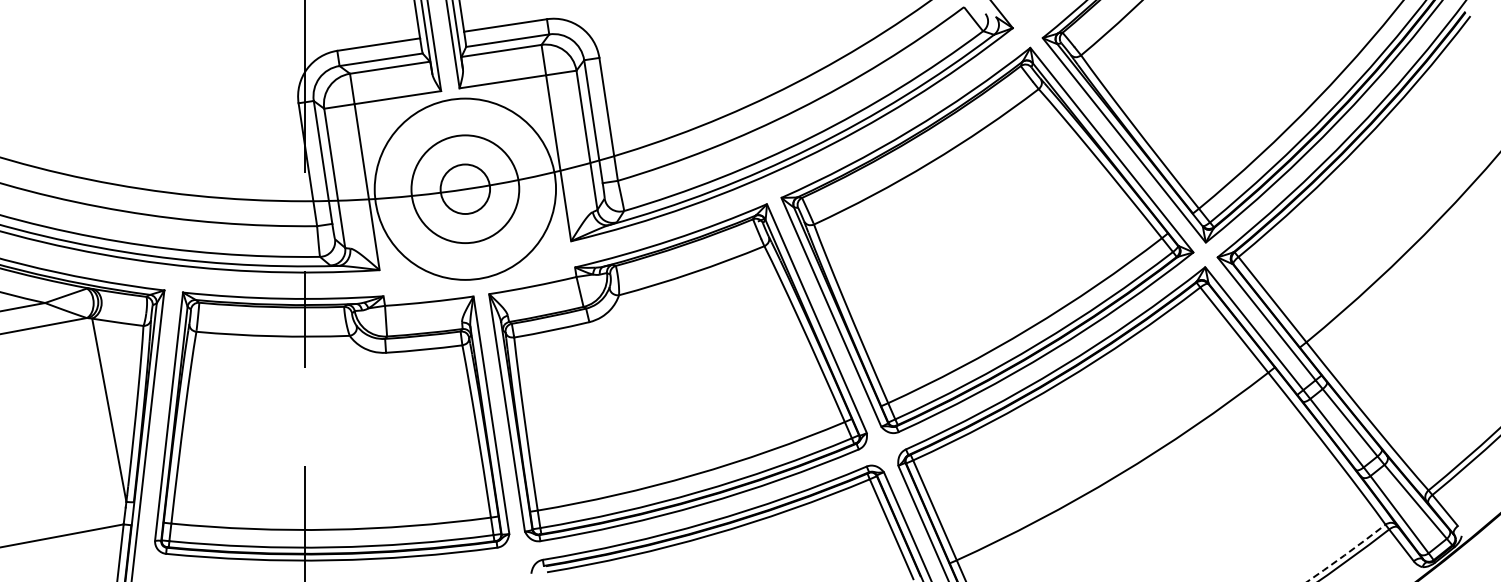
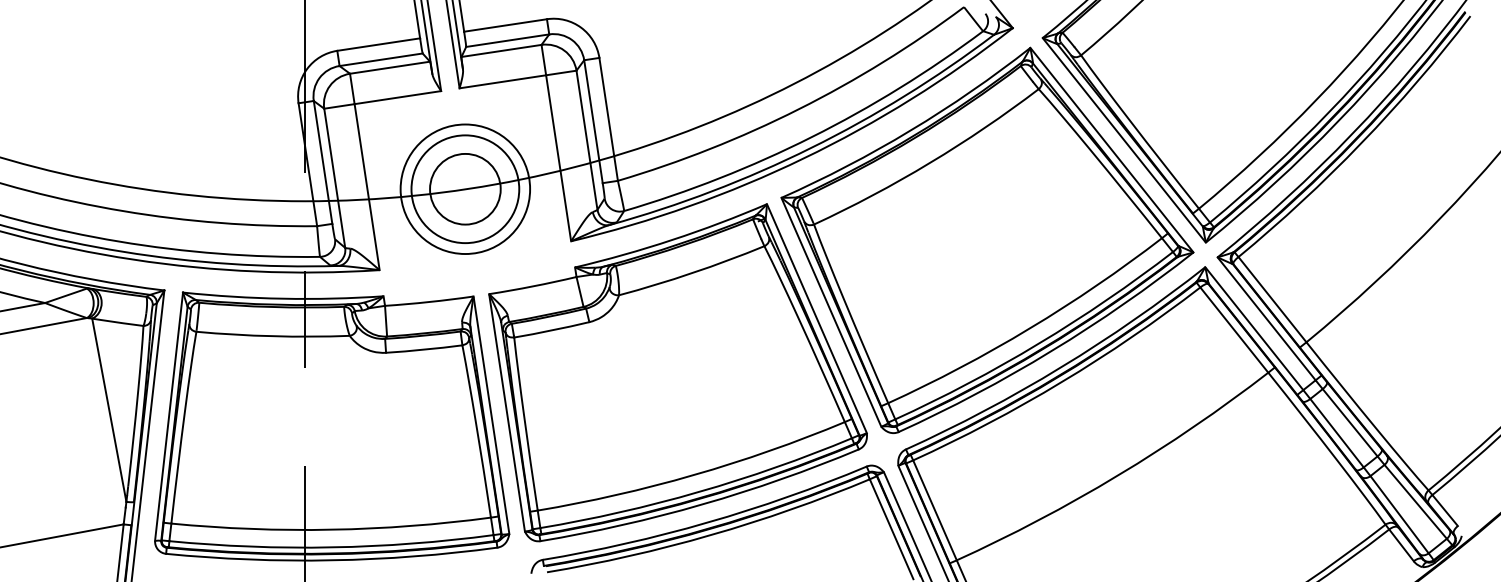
circle diameter: 181 px -> 129 px (465, 189)
circle diameter: 49 px -> 71 px (465, 188)
arc: dashed -> solid (1346, 554)
